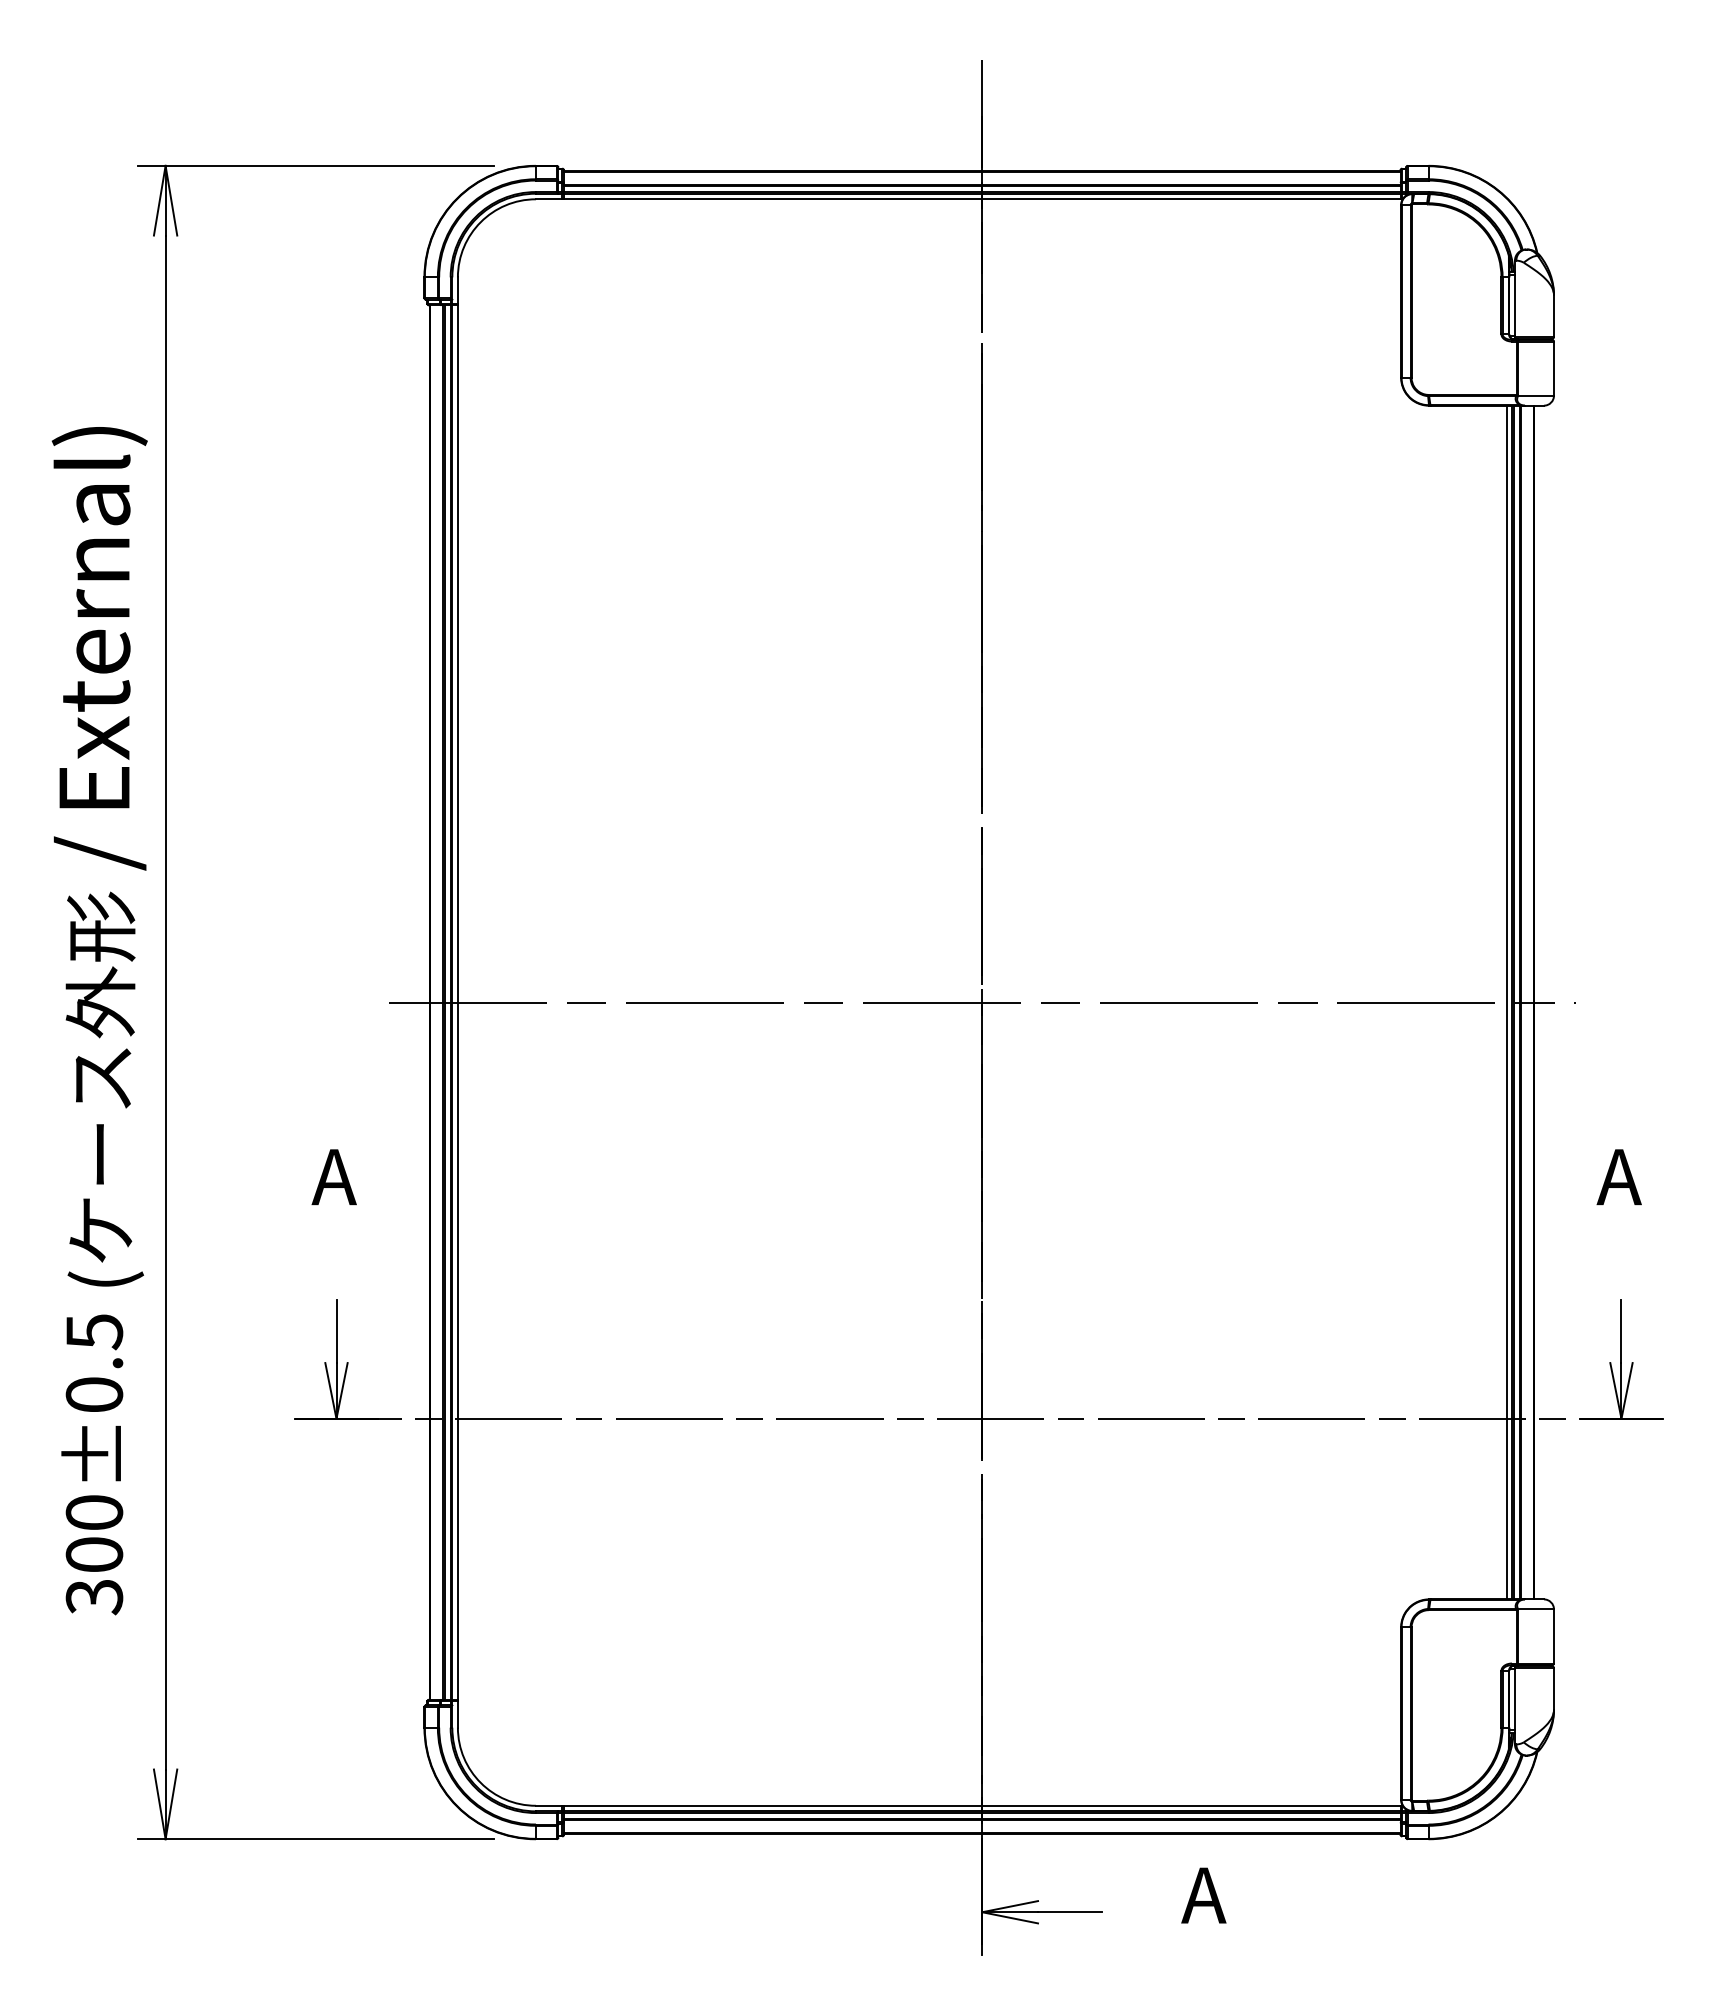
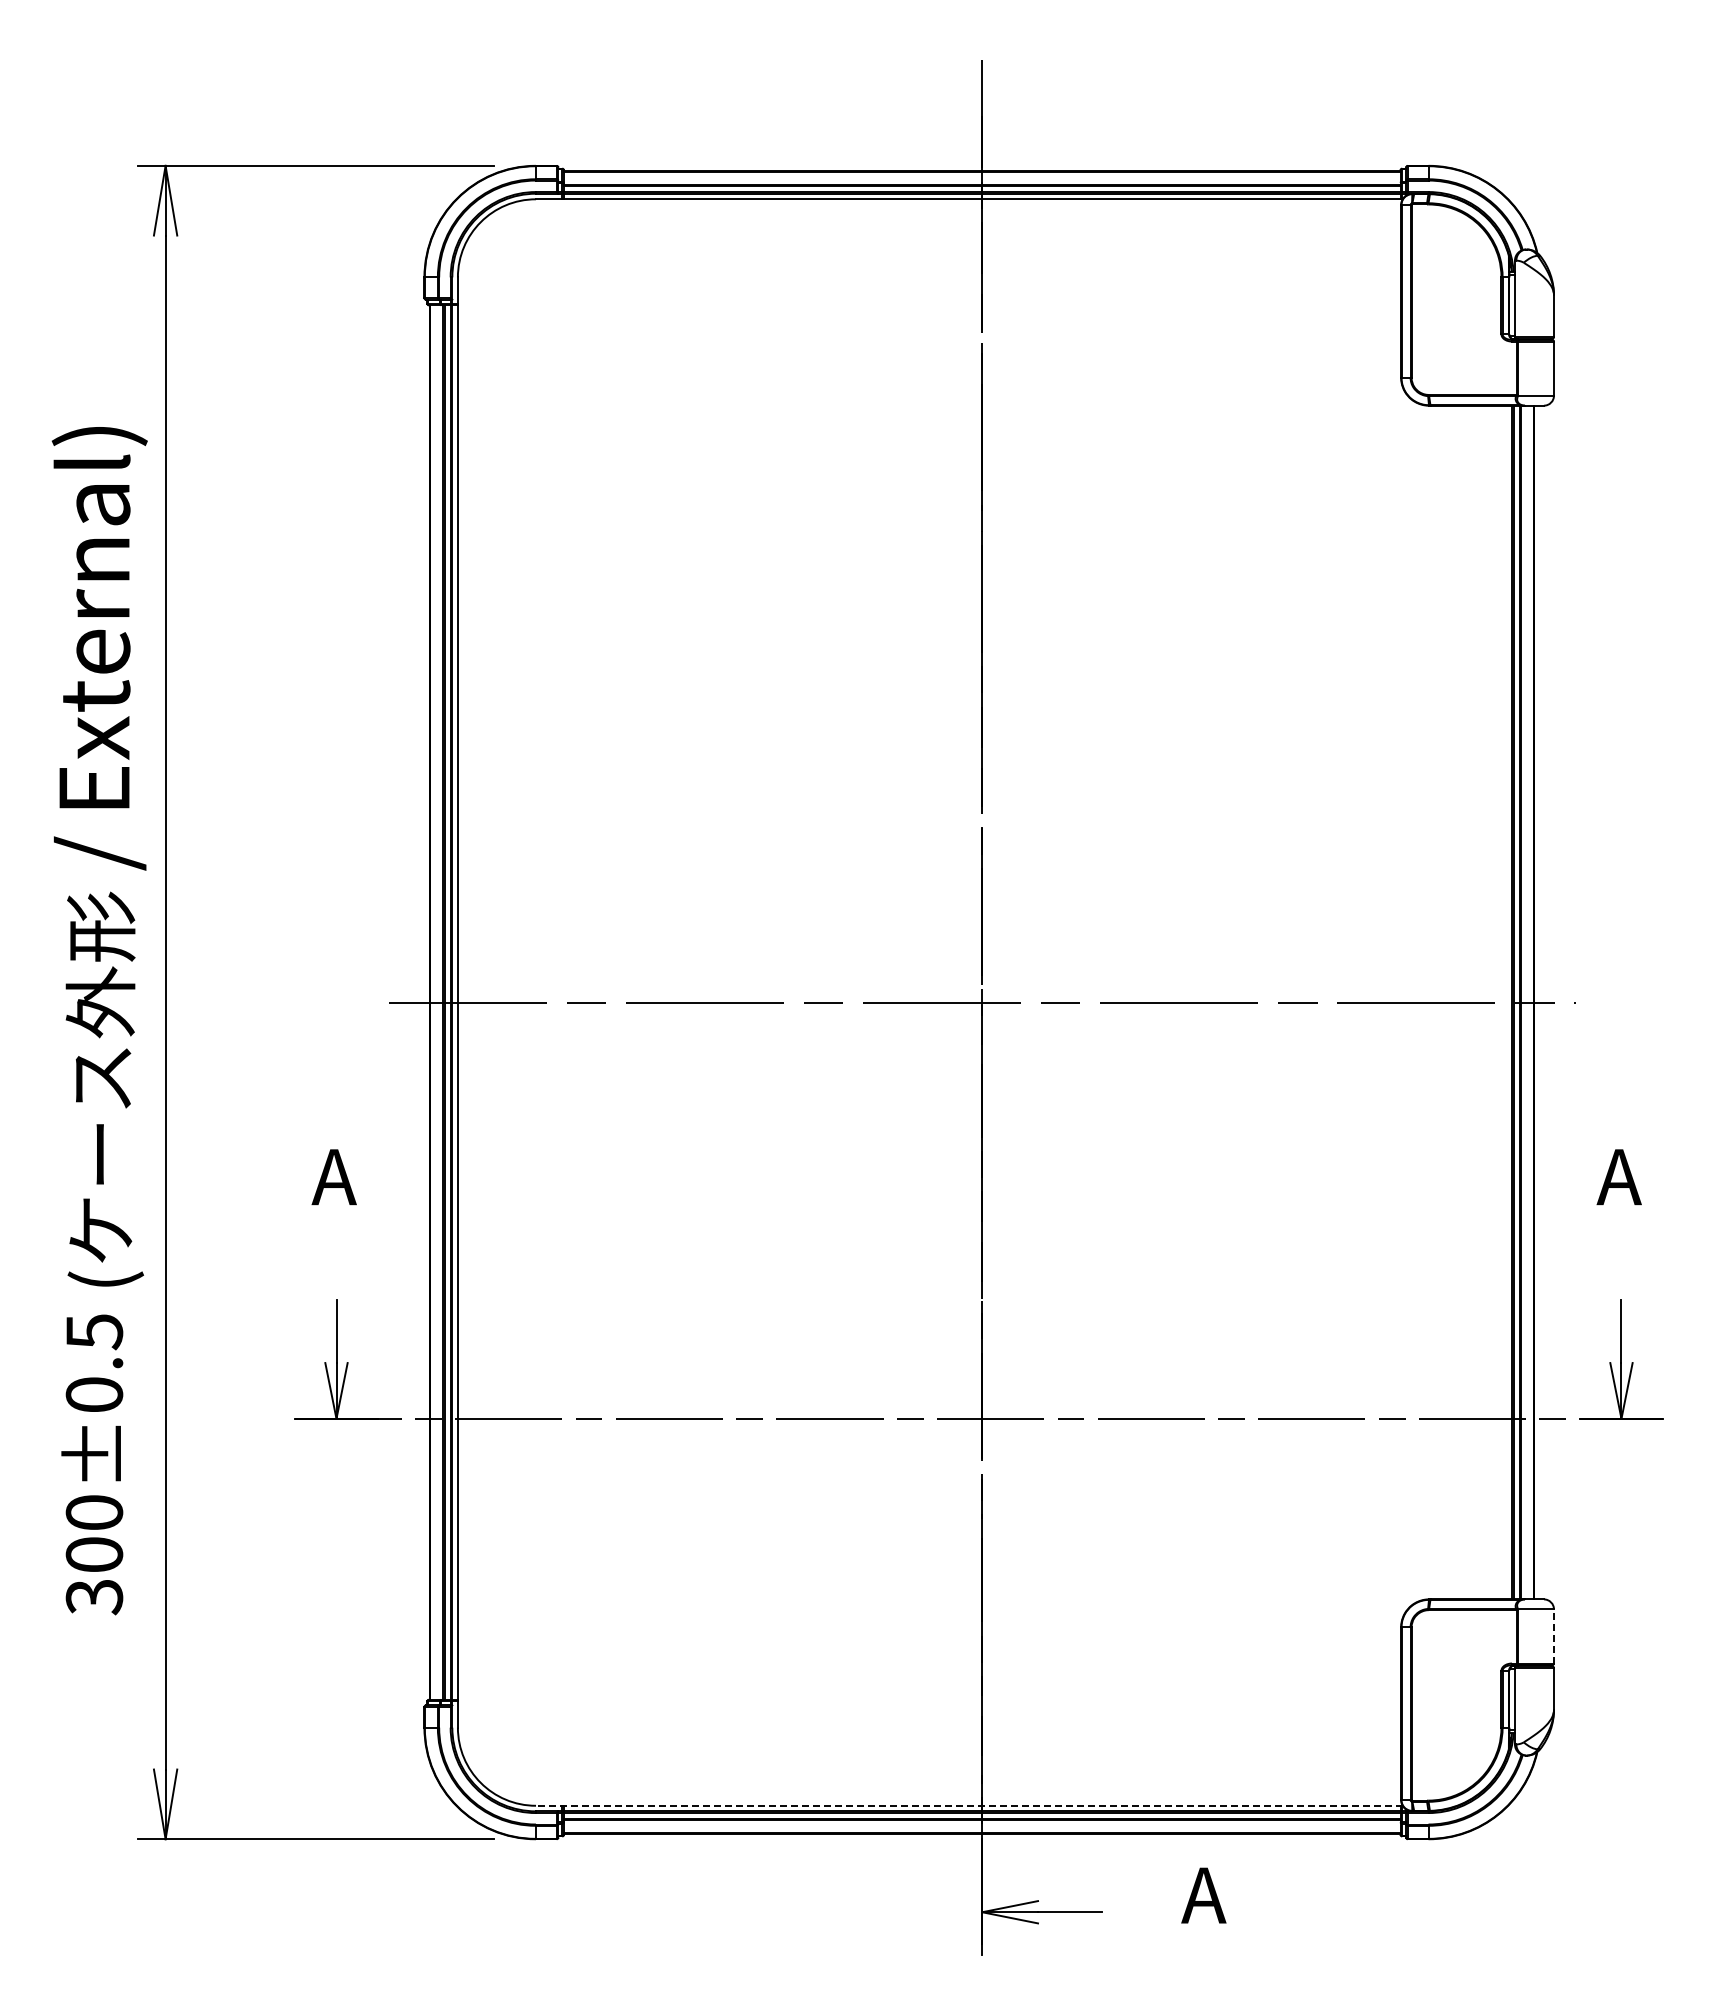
line: present -> none (1506, 1002)
line: solid -> dashed (1554, 1636)
line: solid -> dashed (968, 1805)
